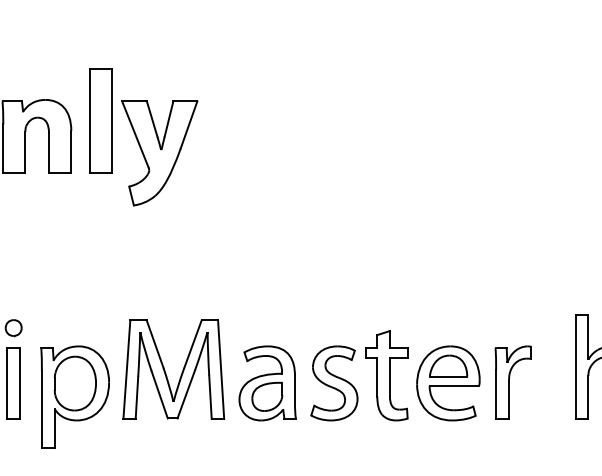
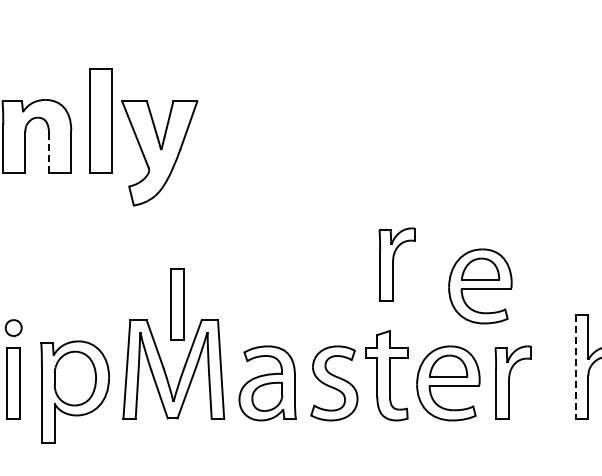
line: solid -> dashed (49, 153)
part: none -> present (396, 264)
part: none -> present (480, 286)
part: none -> present (177, 304)
line: solid -> dashed (575, 367)
part position: (74, 396) -> (74, 391) (74, 391)
